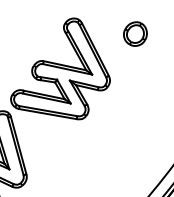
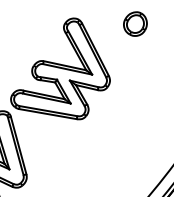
part position: (135, 33) -> (135, 23) (135, 23)
